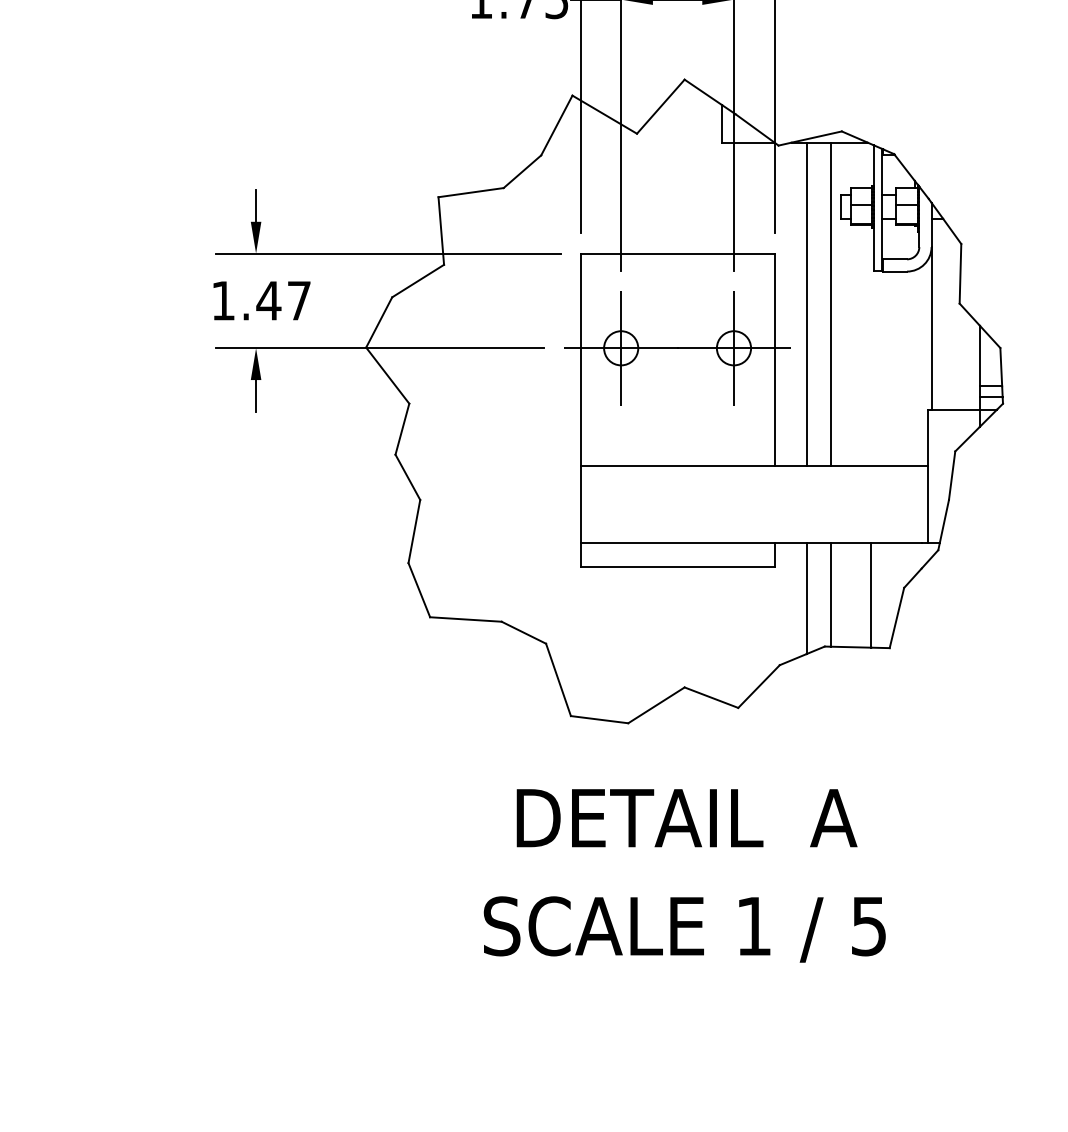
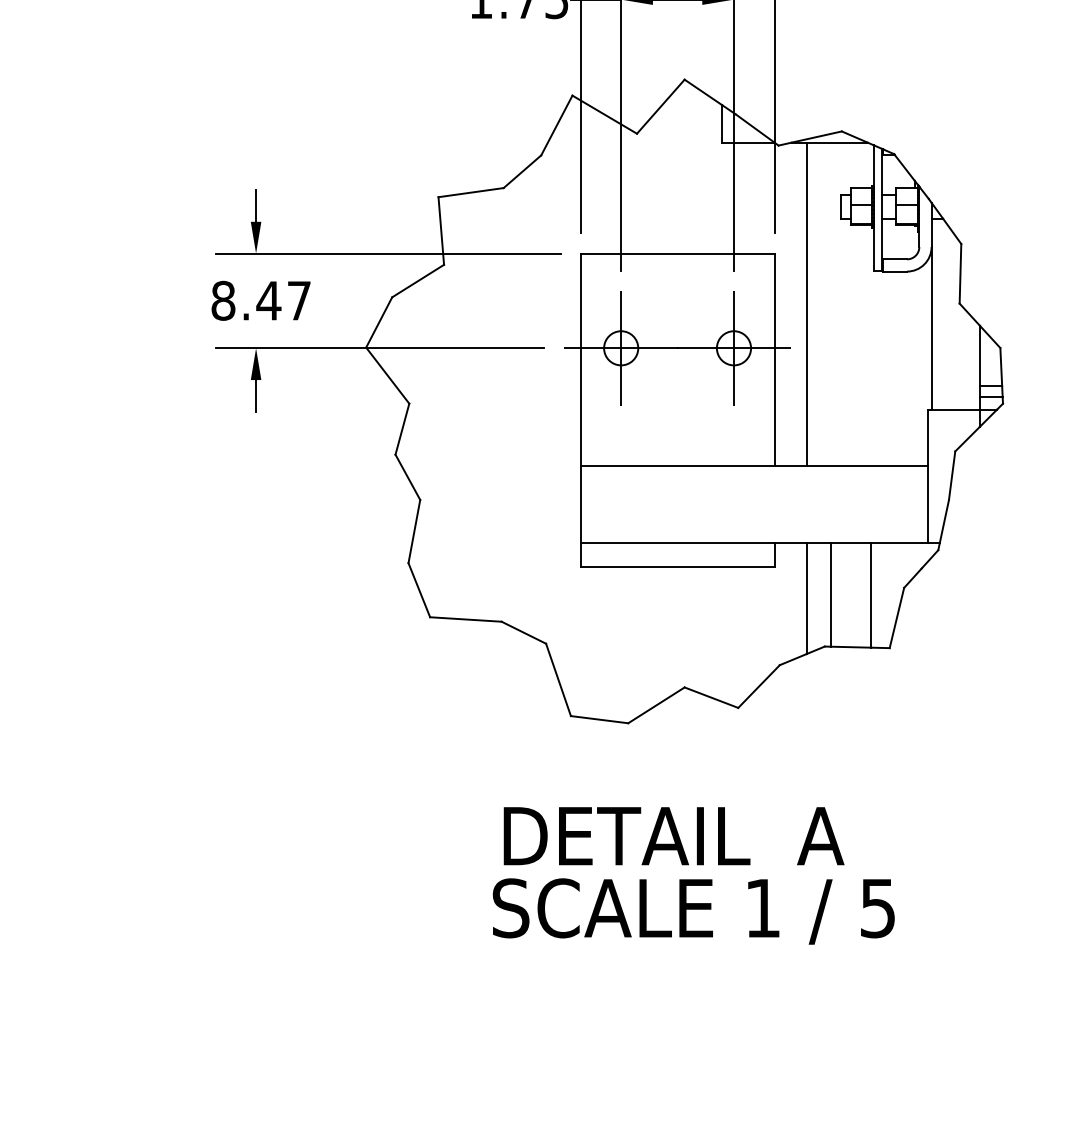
text: 1.47 -> 8.47 (223, 300)
line: present -> none (830, 303)
text position: (686, 818) -> (673, 836) (673, 836)
text position: (684, 929) -> (693, 911) (693, 911)
